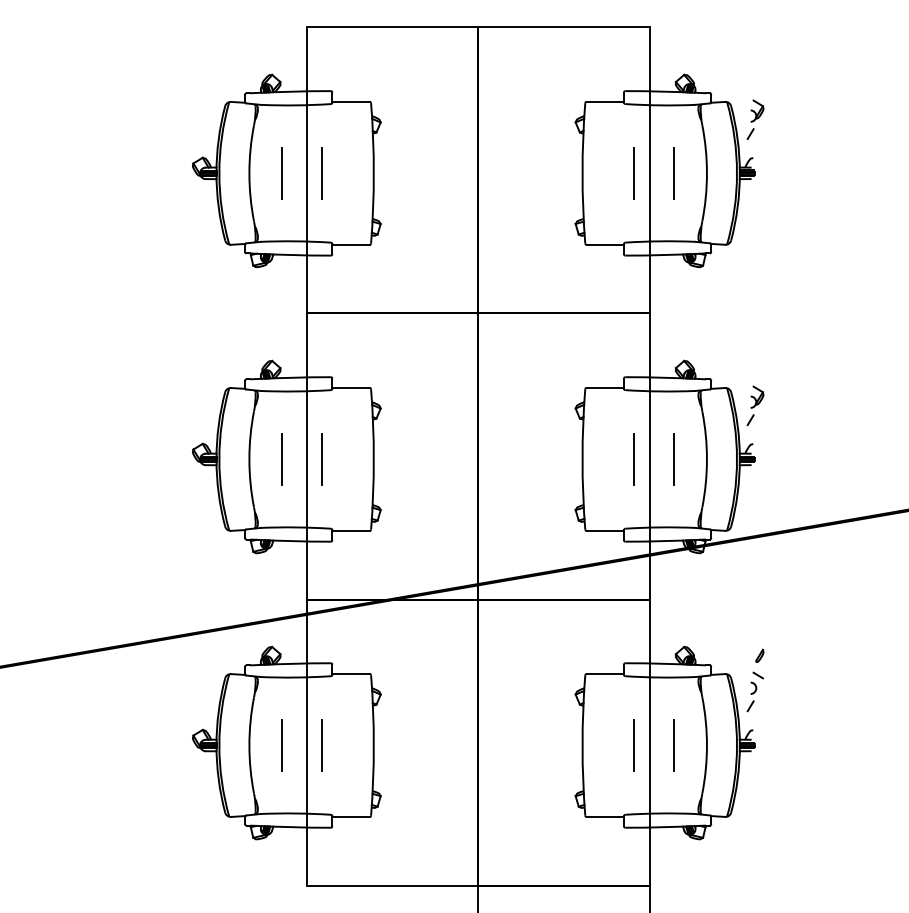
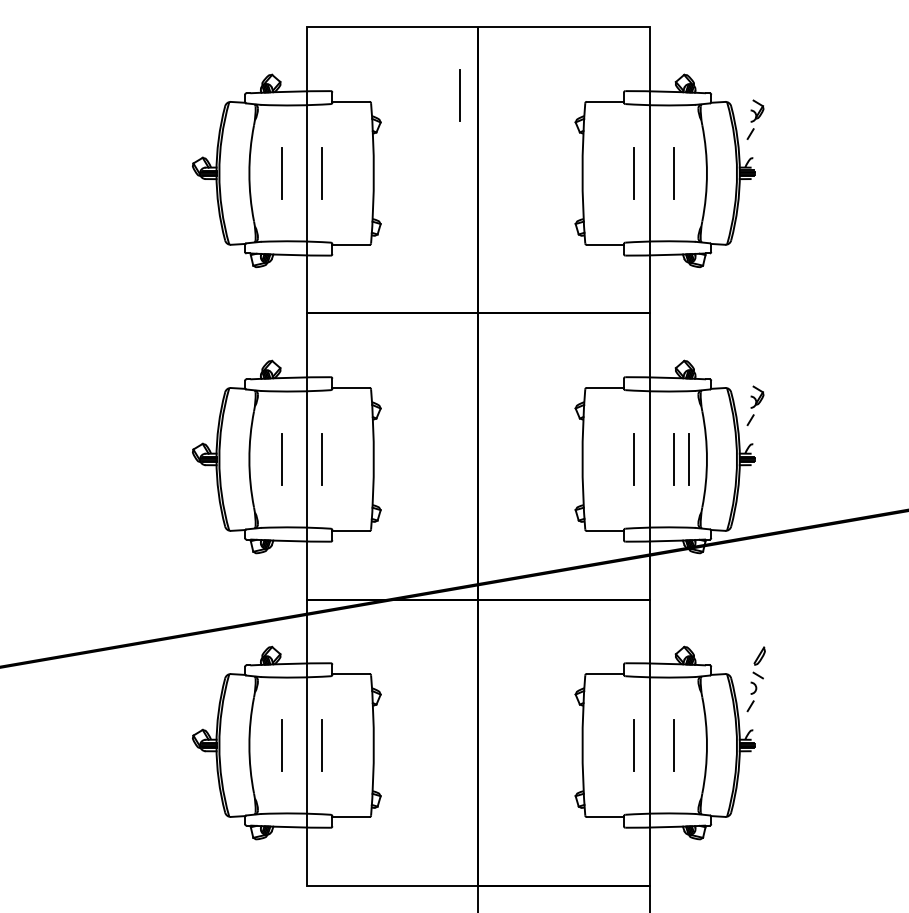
line: none -> present (459, 95)
line: none -> present (688, 459)
part size: 10x15 px -> 13x20 px (759, 655)
